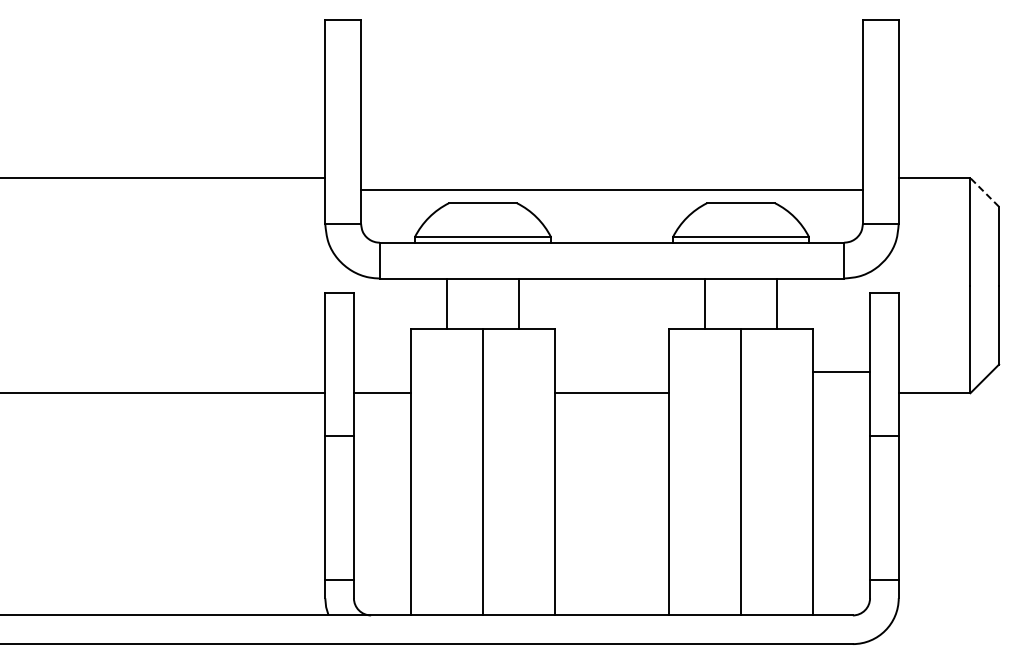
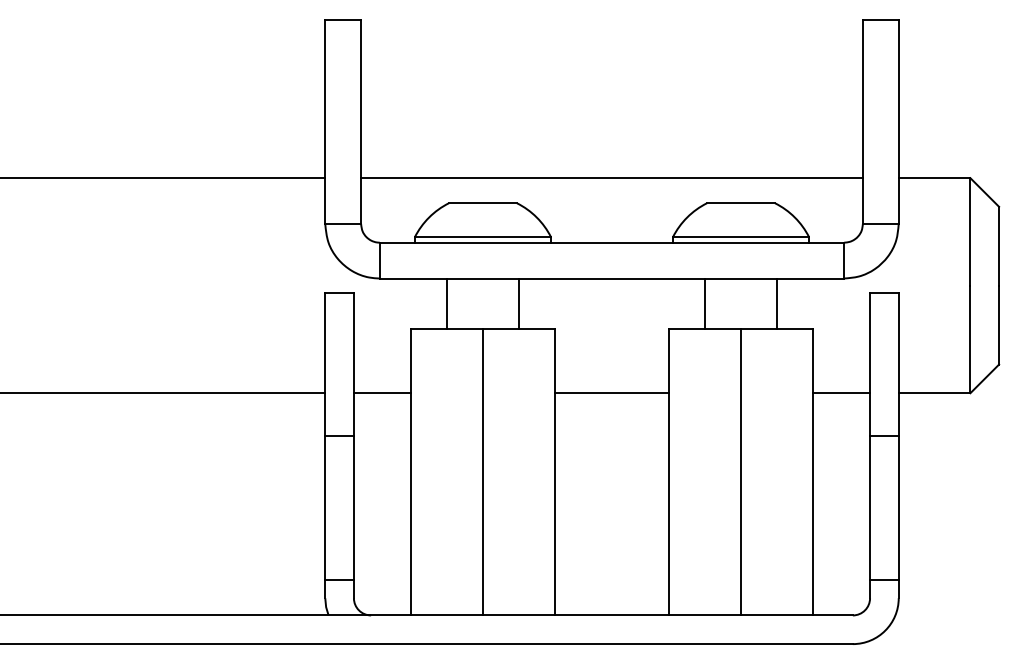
line position: (611, 190) -> (611, 178) (611, 178)
line: dashed -> solid (984, 192)
line position: (841, 372) -> (841, 393) (841, 393)
